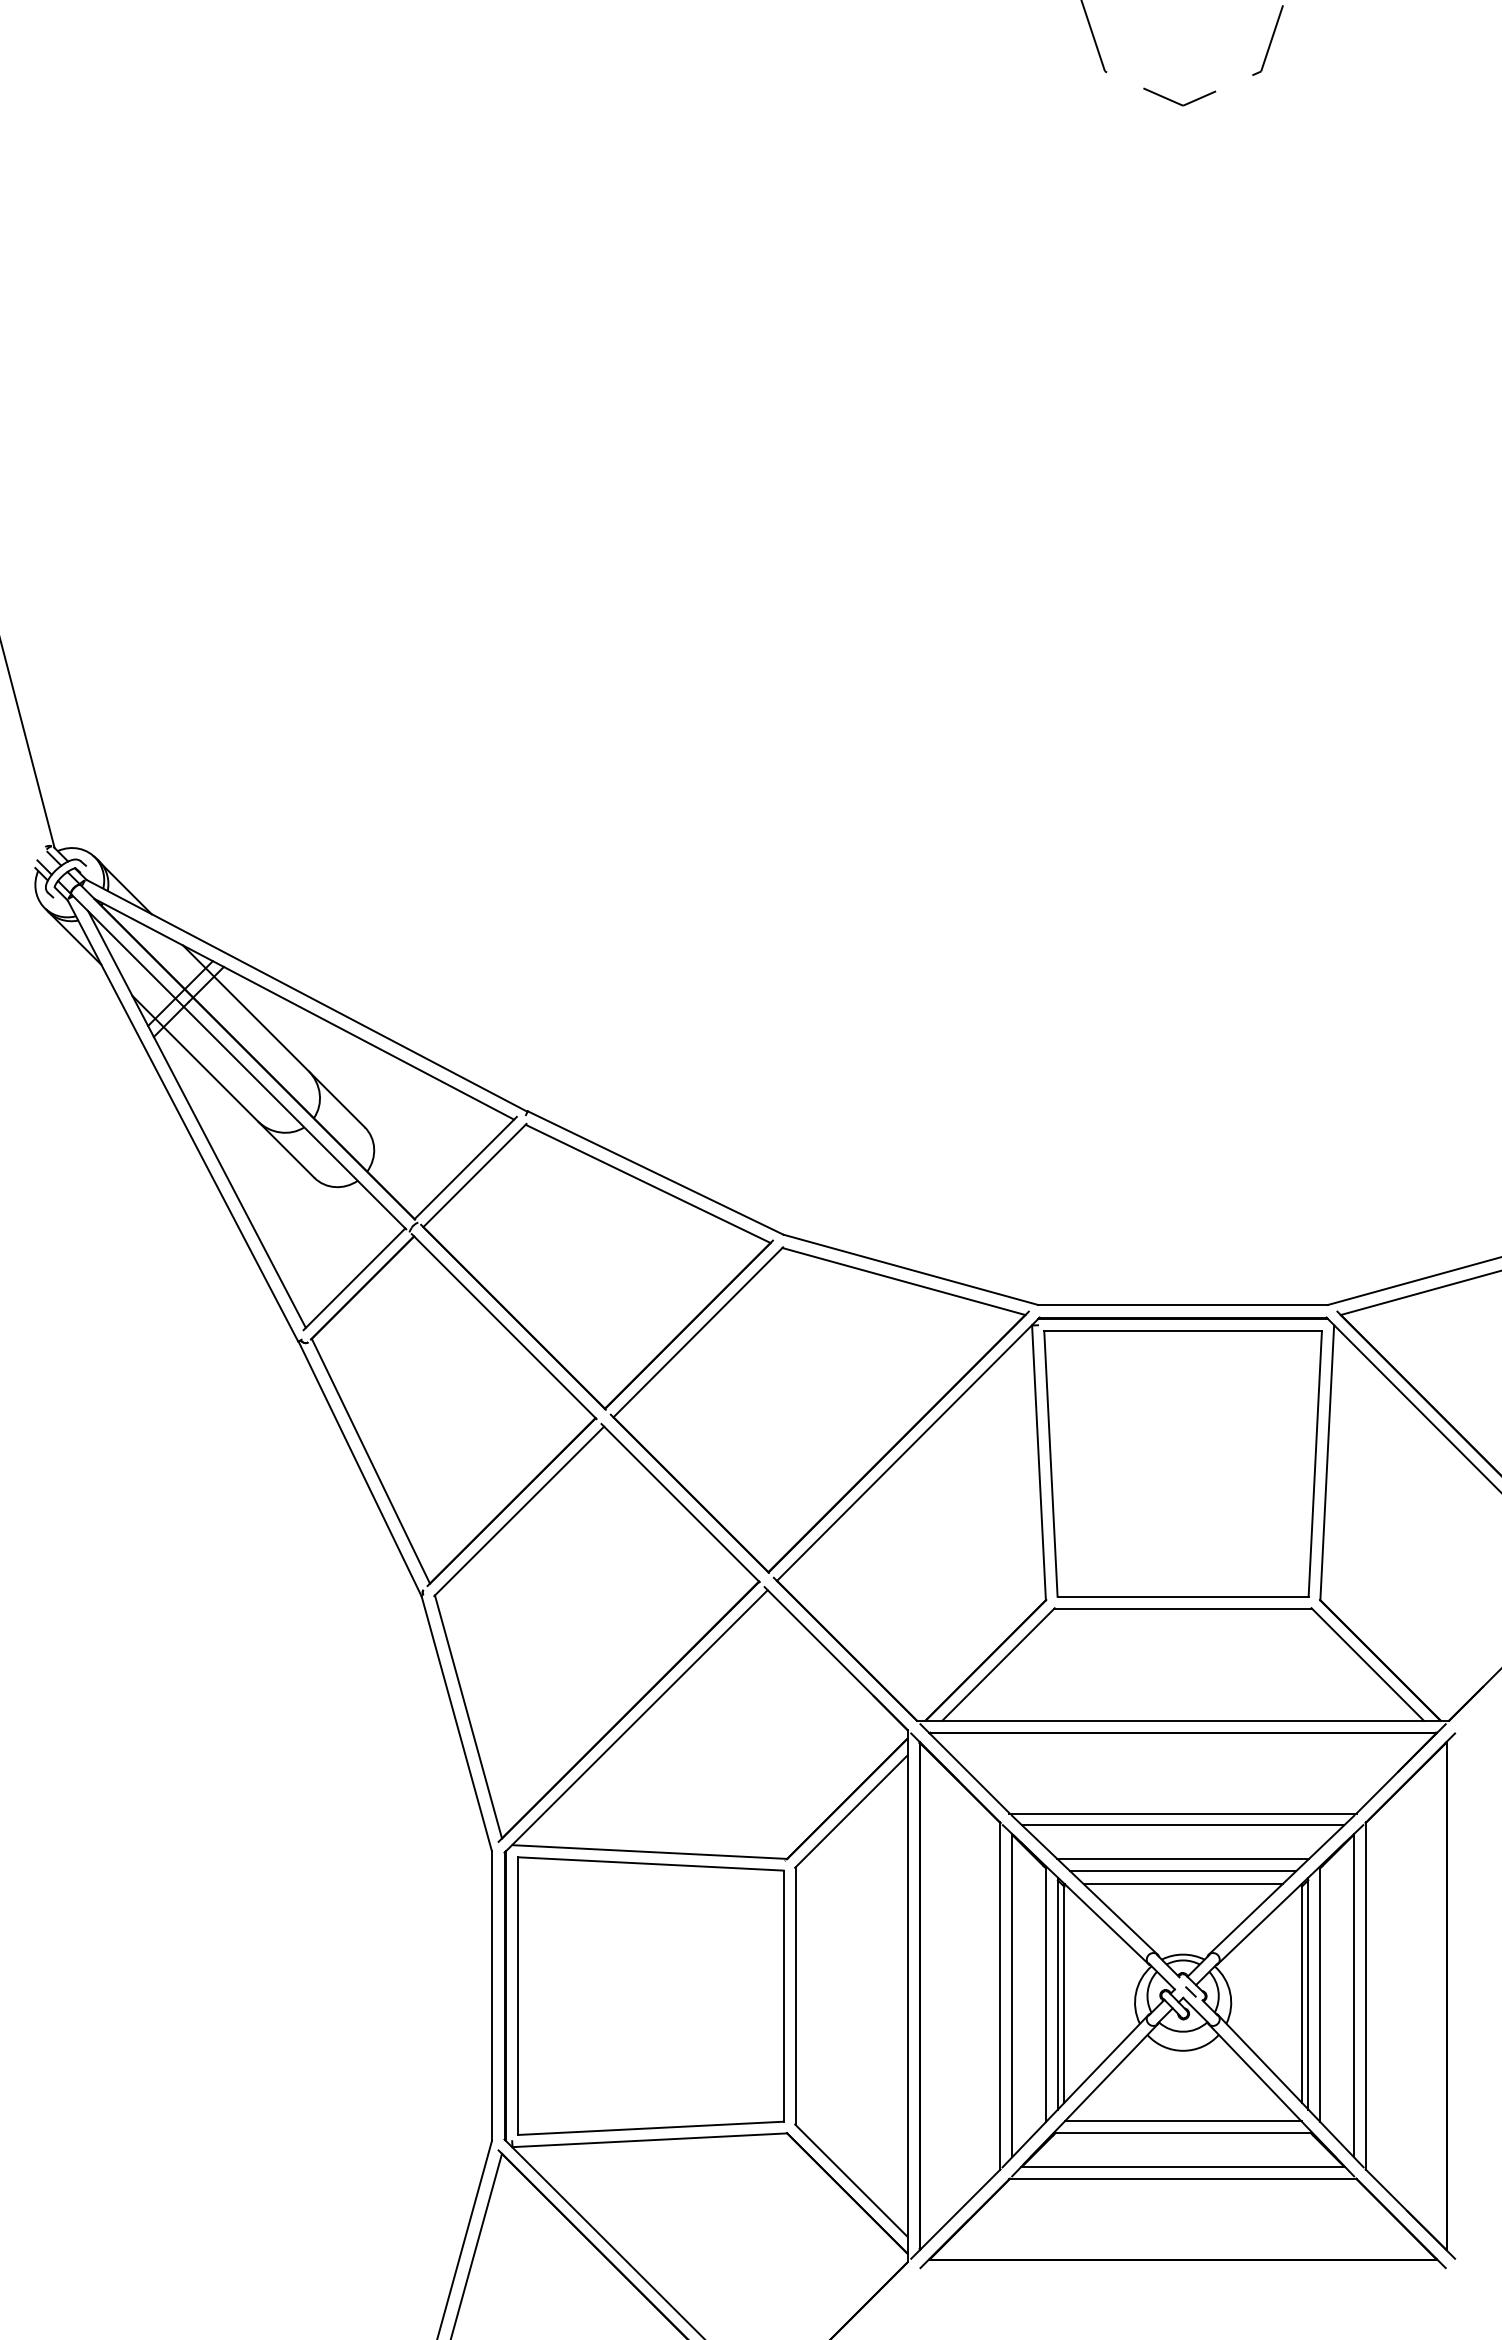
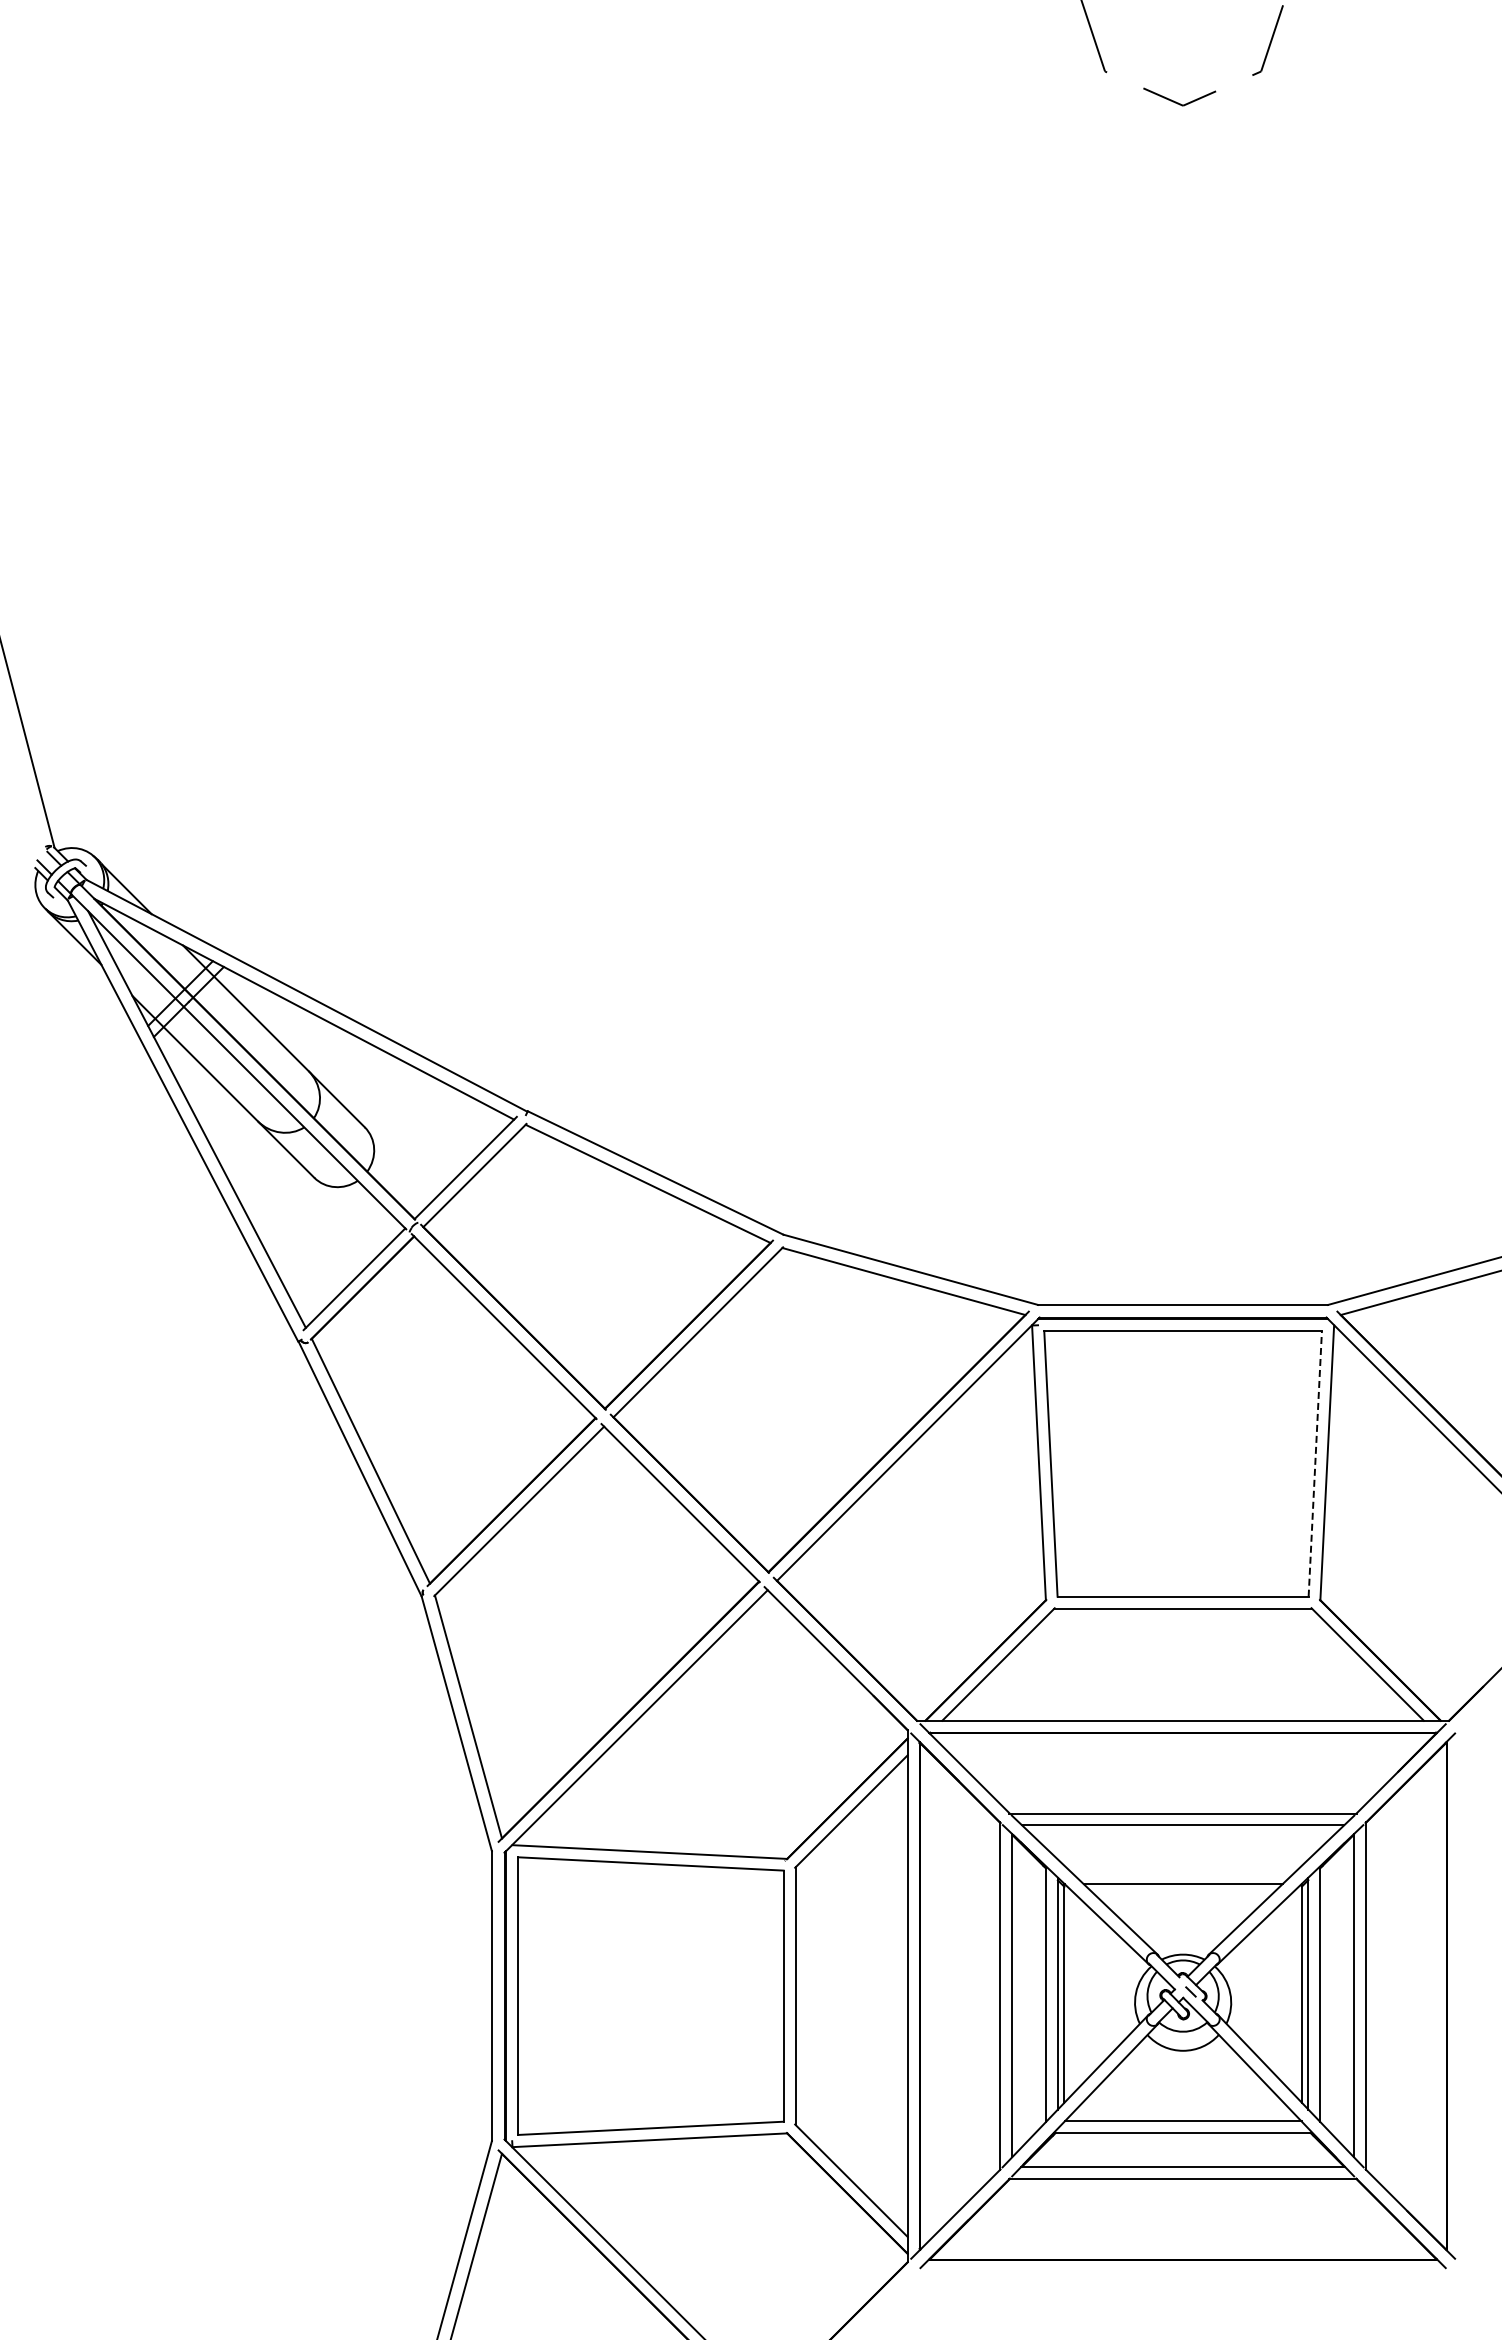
line: solid -> dashed (1315, 1463)
line: present -> none (1182, 1859)
line: present -> none (1182, 1870)
